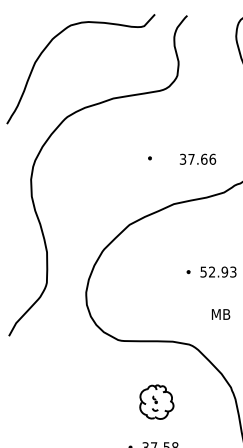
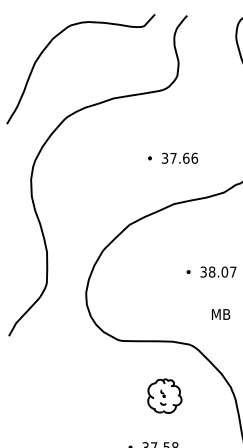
text position: (197, 158) -> (179, 157) (179, 157)
text: 52.93 -> 38.07 (218, 271)
part position: (156, 401) -> (164, 395) (164, 395)
